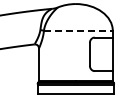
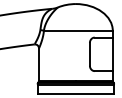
line: dashed -> solid (78, 30)
